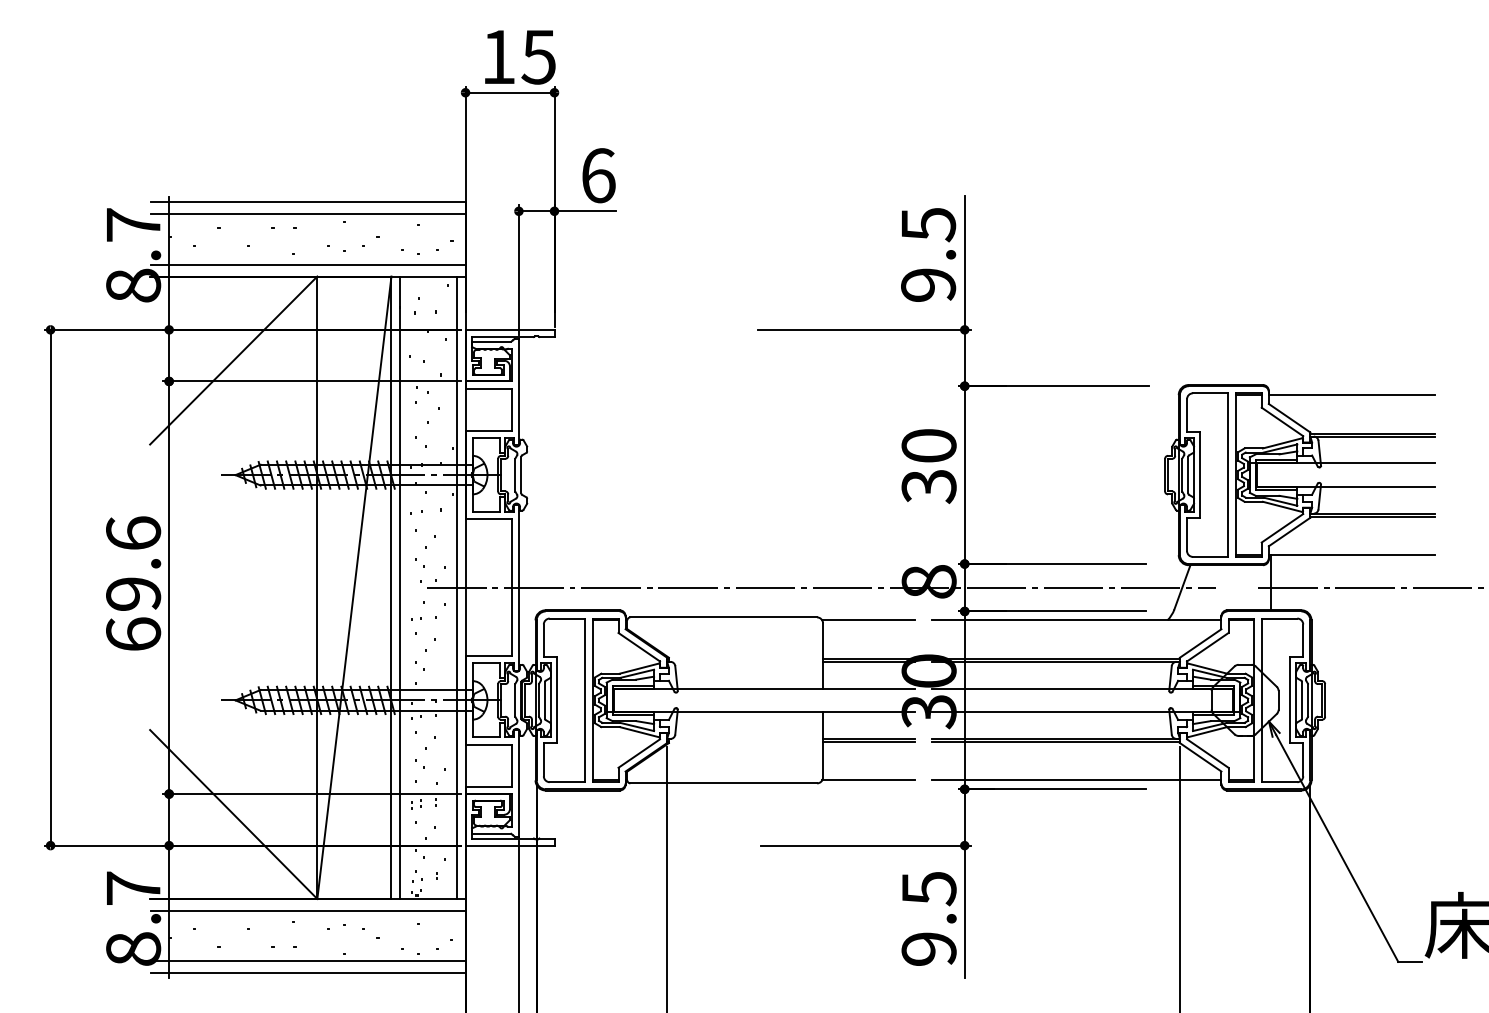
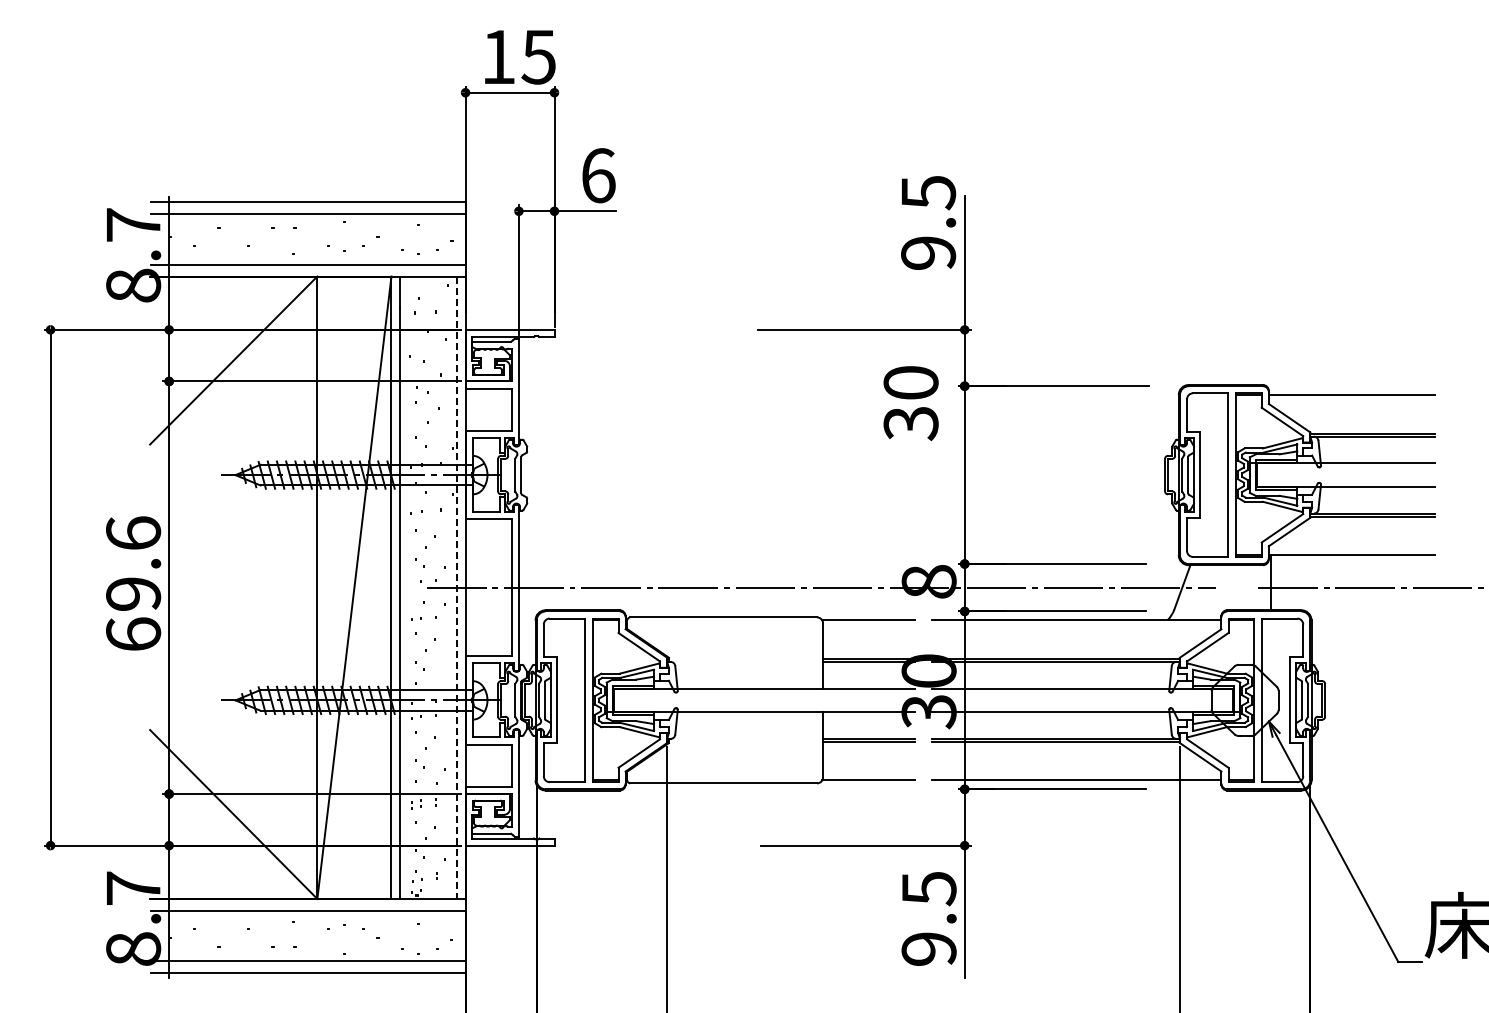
text position: (928, 254) -> (928, 222) (928, 222)
text position: (928, 466) -> (910, 403) (910, 403)
line: solid -> dashed (456, 588)
line: present -> none (518, 924)
